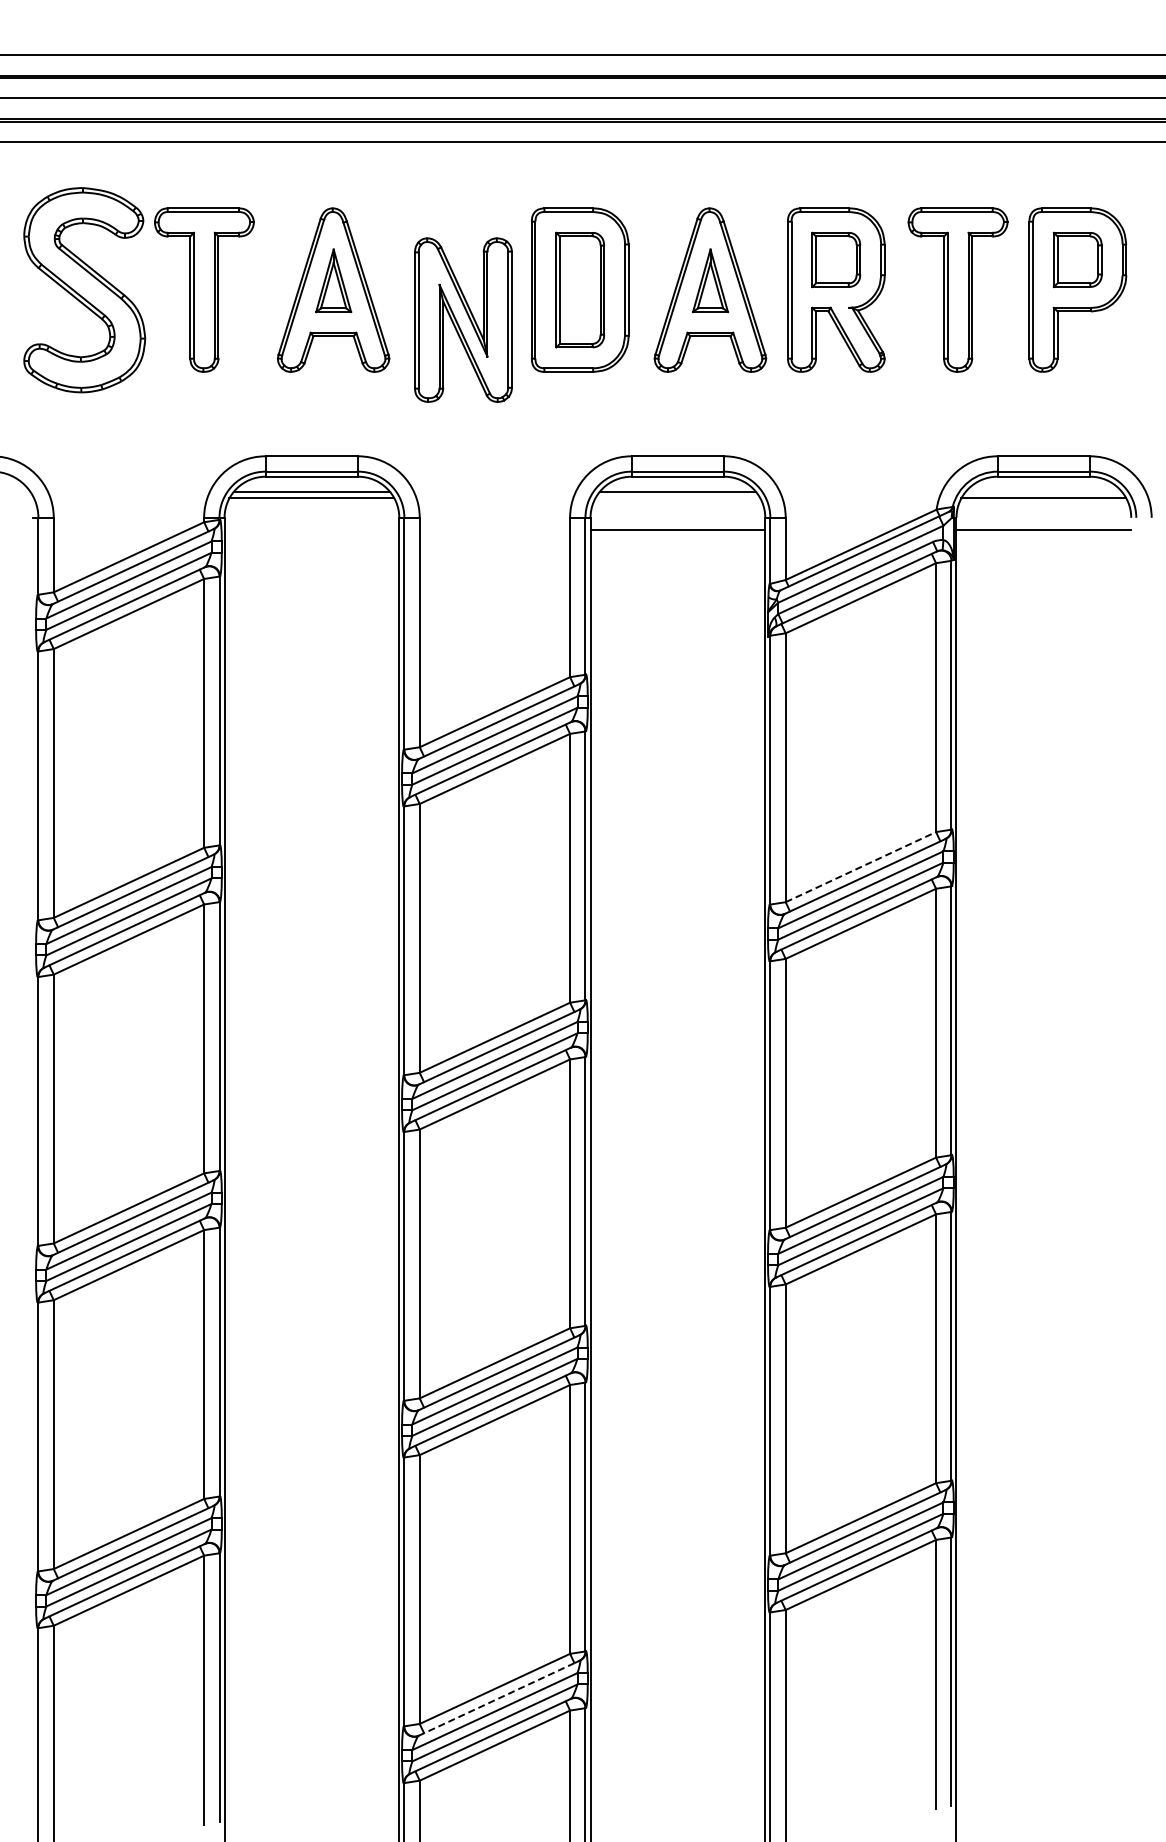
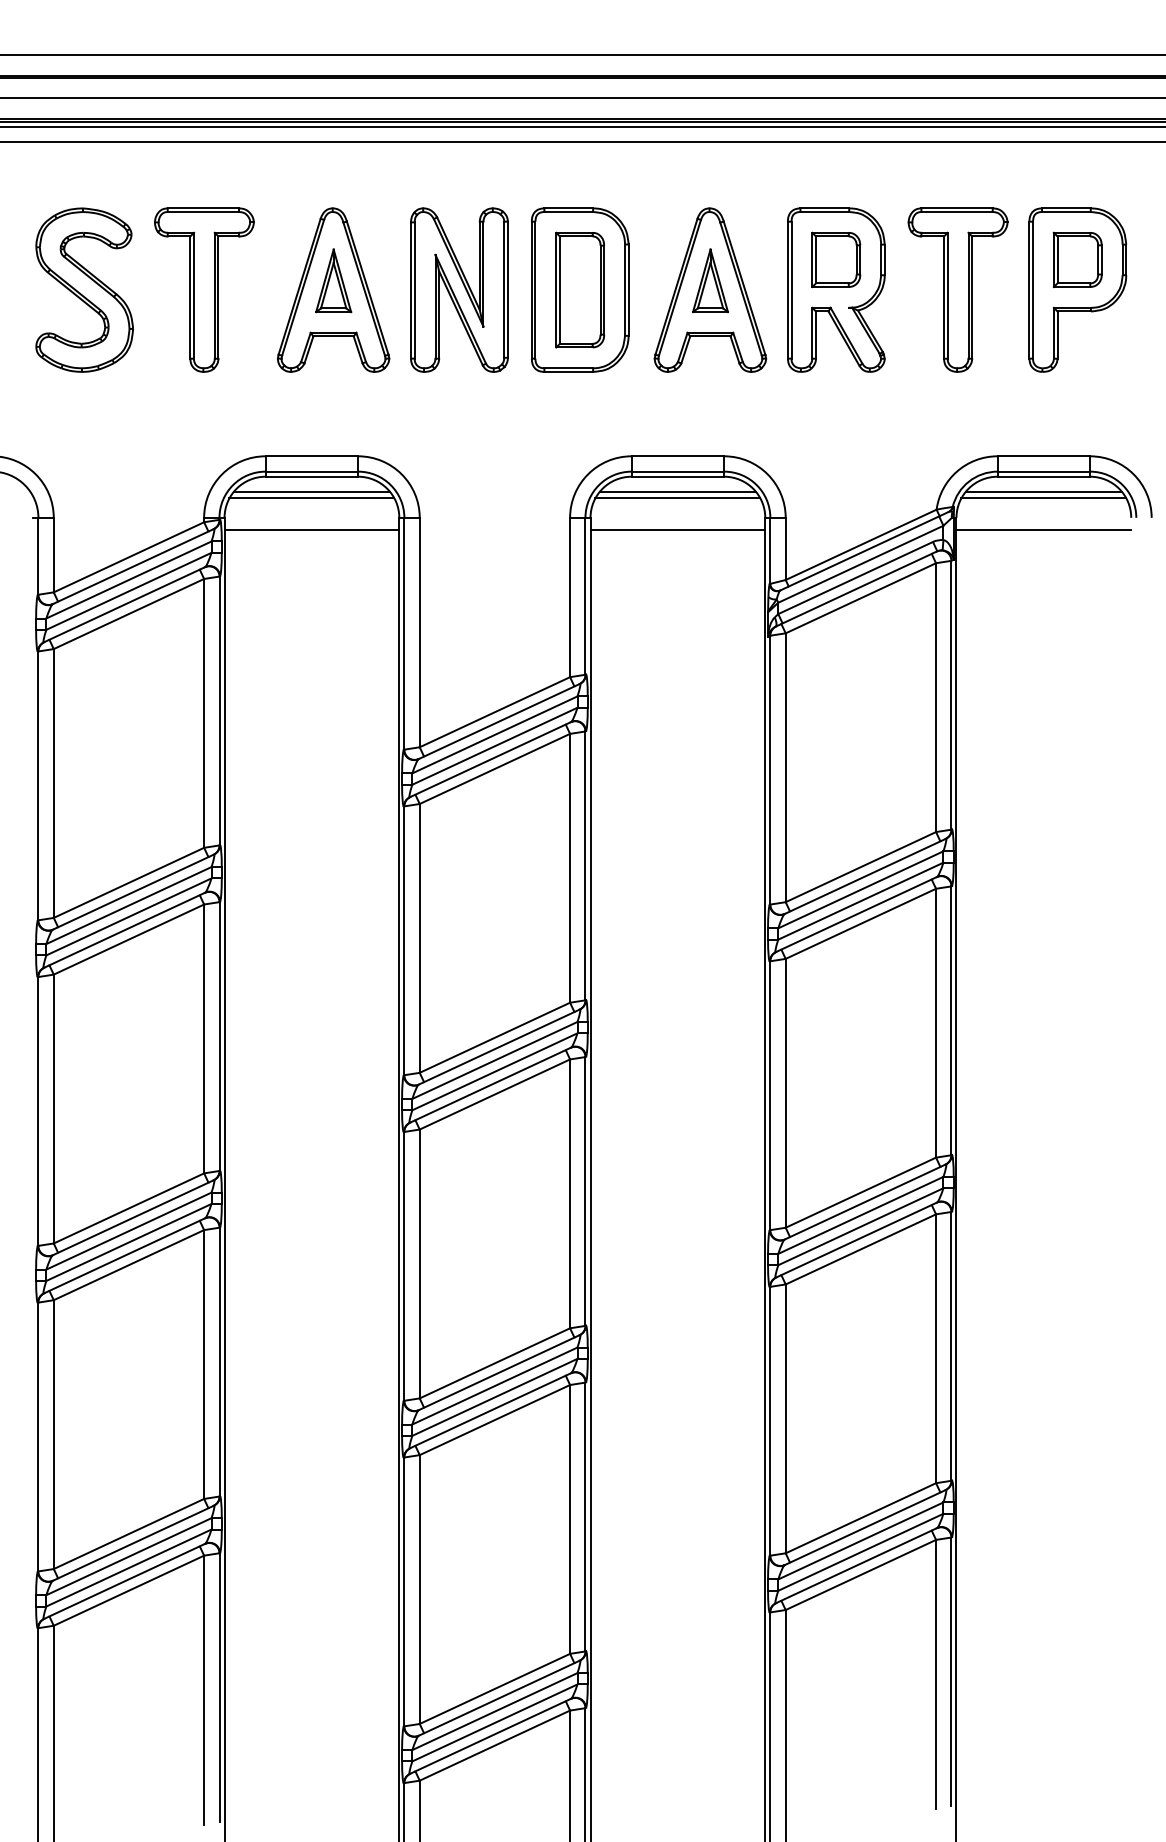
line: none -> present (582, 127)
part size: 124x207 px -> 99x166 px (84, 289)
part position: (463, 319) -> (459, 289) (459, 289)
line: none -> present (1043, 492)
line: none -> present (677, 498)
line: none -> present (311, 529)
line: dashed -> solid (860, 867)
line: dashed -> solid (499, 1698)
